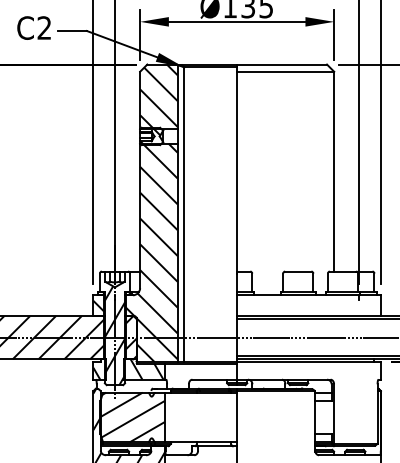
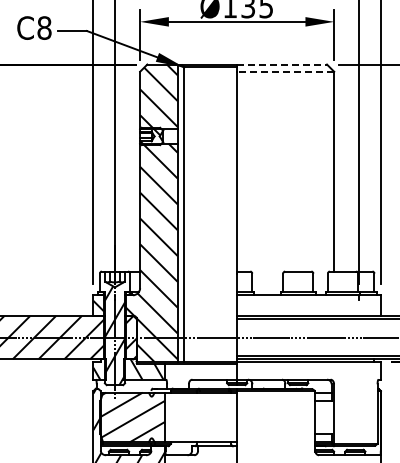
text: C2 -> C8 (44, 27)
line: solid -> dashed (282, 64)
line: solid -> dashed (285, 71)
